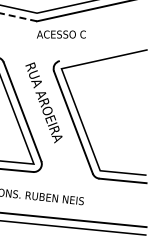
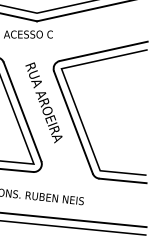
line: dashed -> solid (18, 17)
text position: (61, 34) -> (28, 34) (28, 34)
line: none -> present (103, 51)
